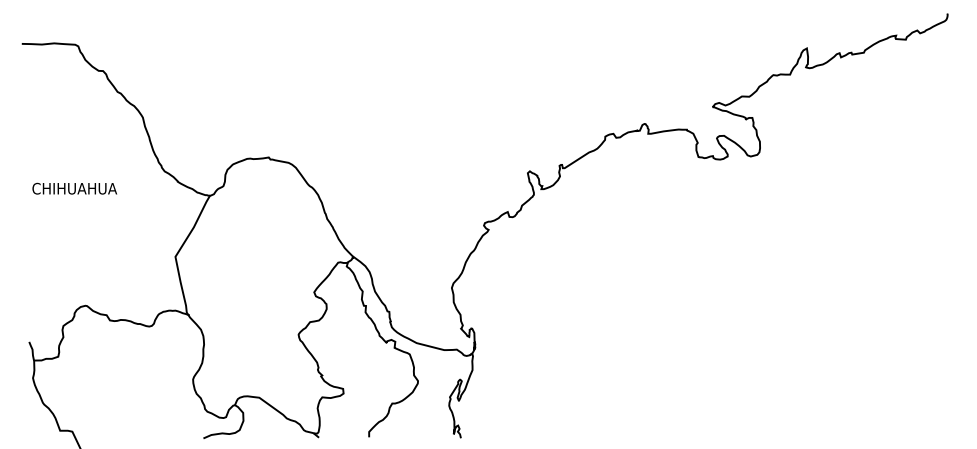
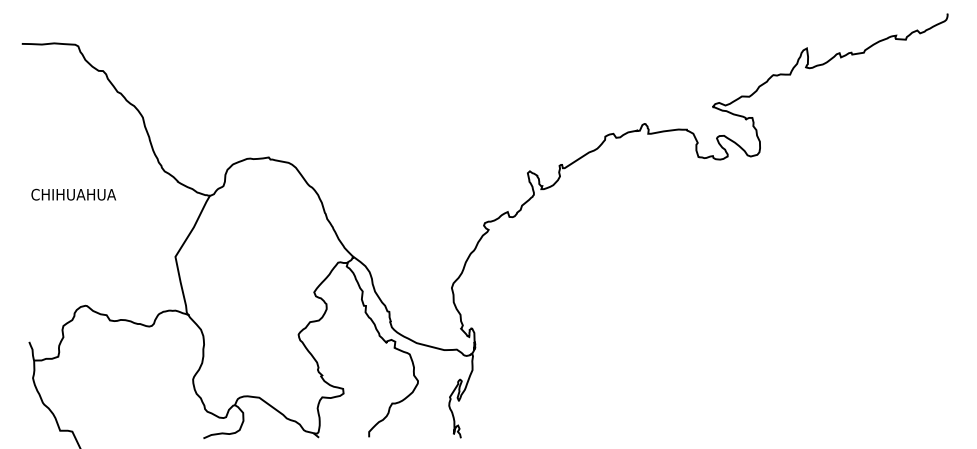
text position: (74, 188) -> (73, 194) (73, 194)
